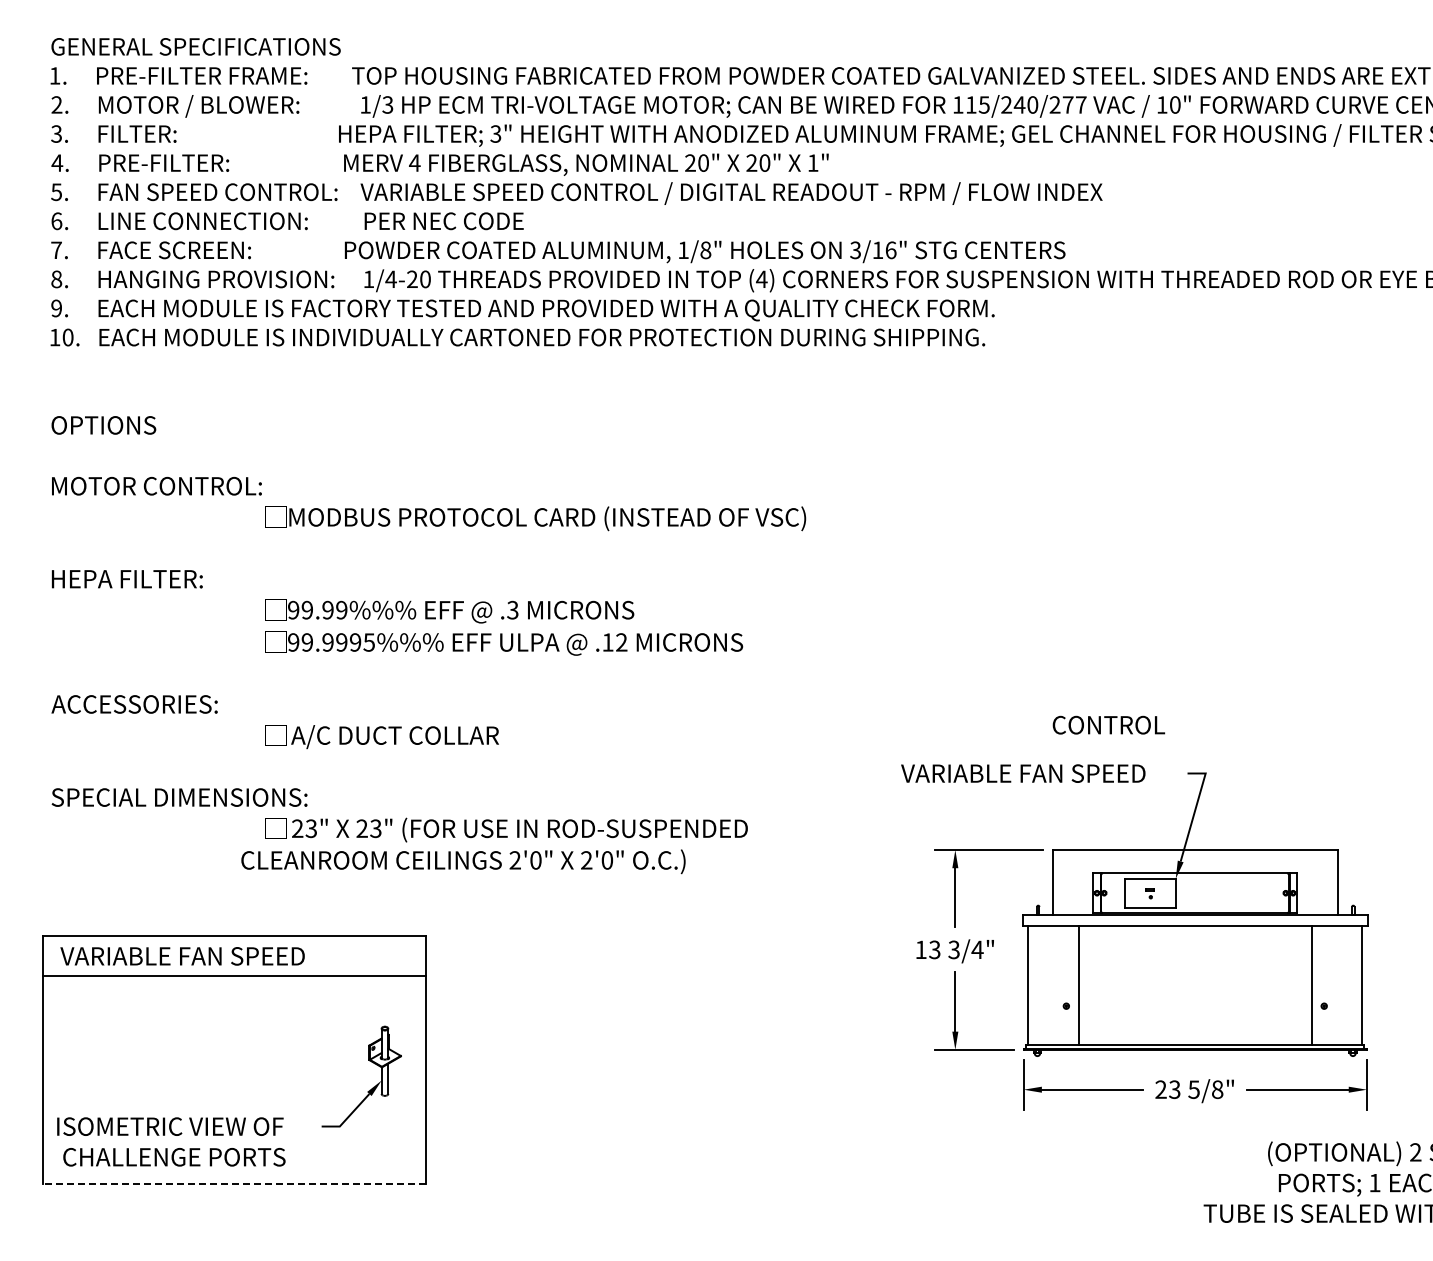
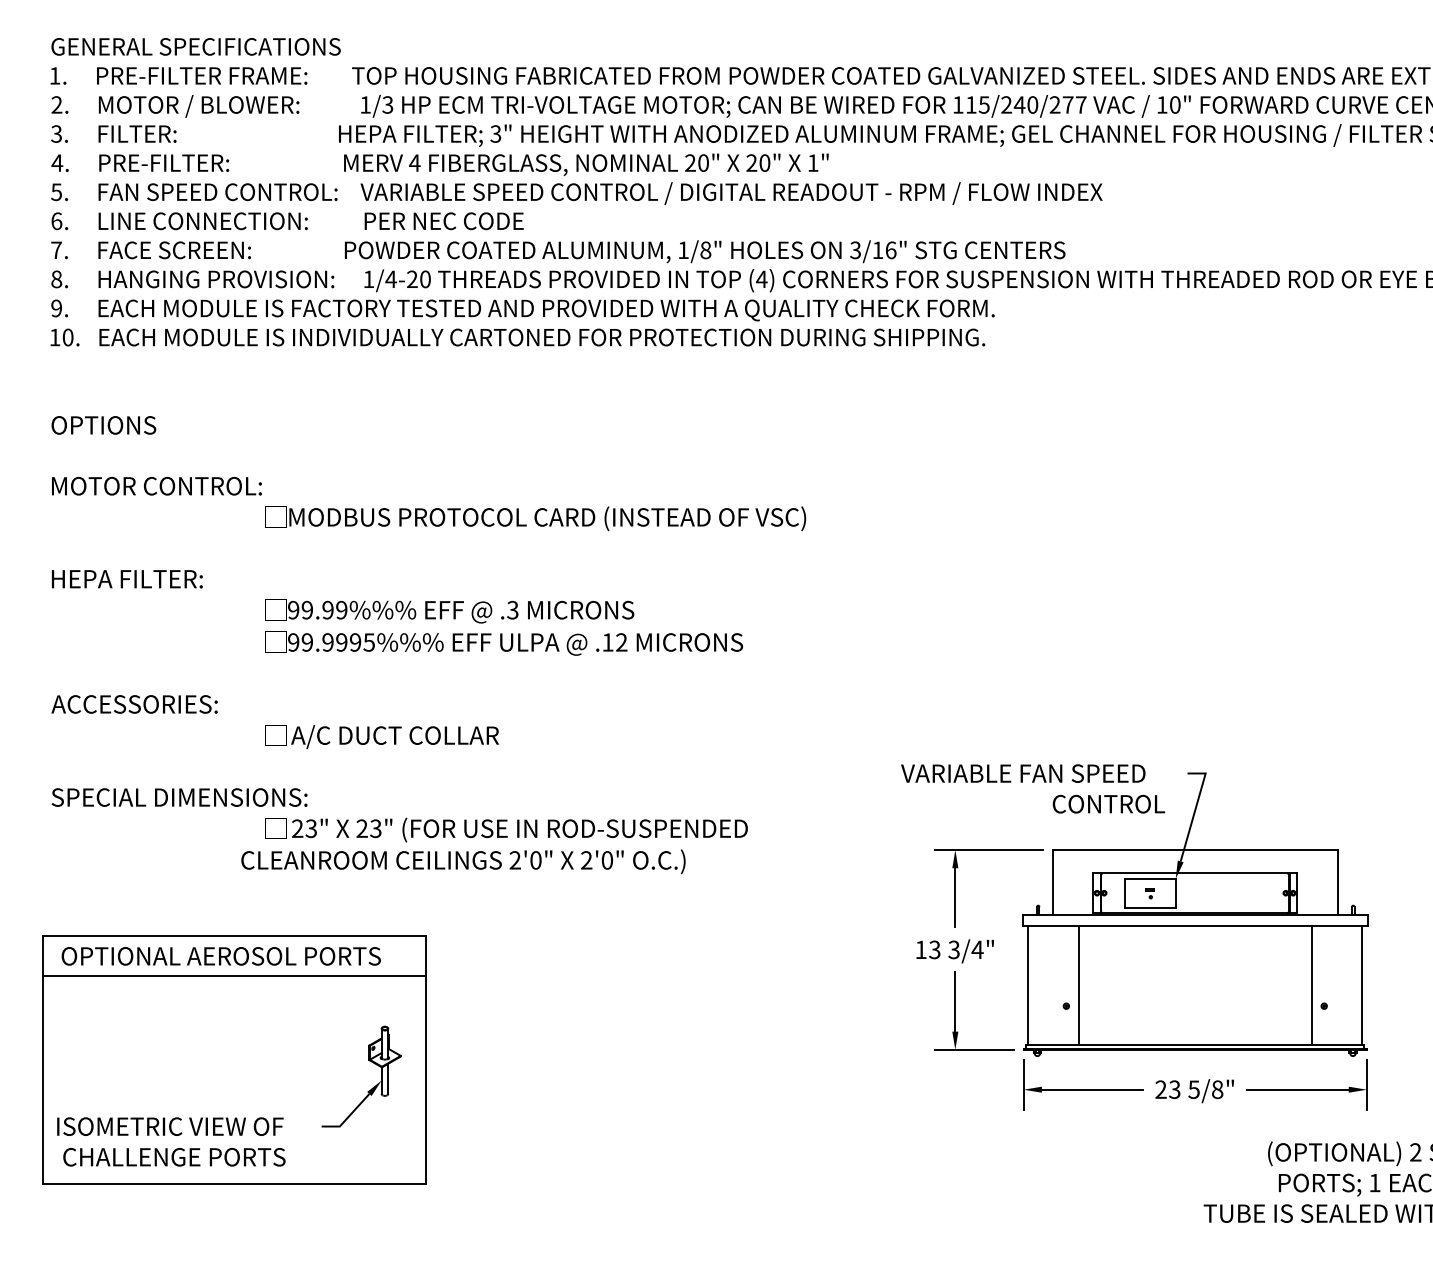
text position: (1108, 724) -> (1108, 803) (1108, 803)
text: VARIABLE FAN SPEED -> OPTIONAL AEROSOL PORTS (220, 956)
line: dashed -> solid (233, 1184)
